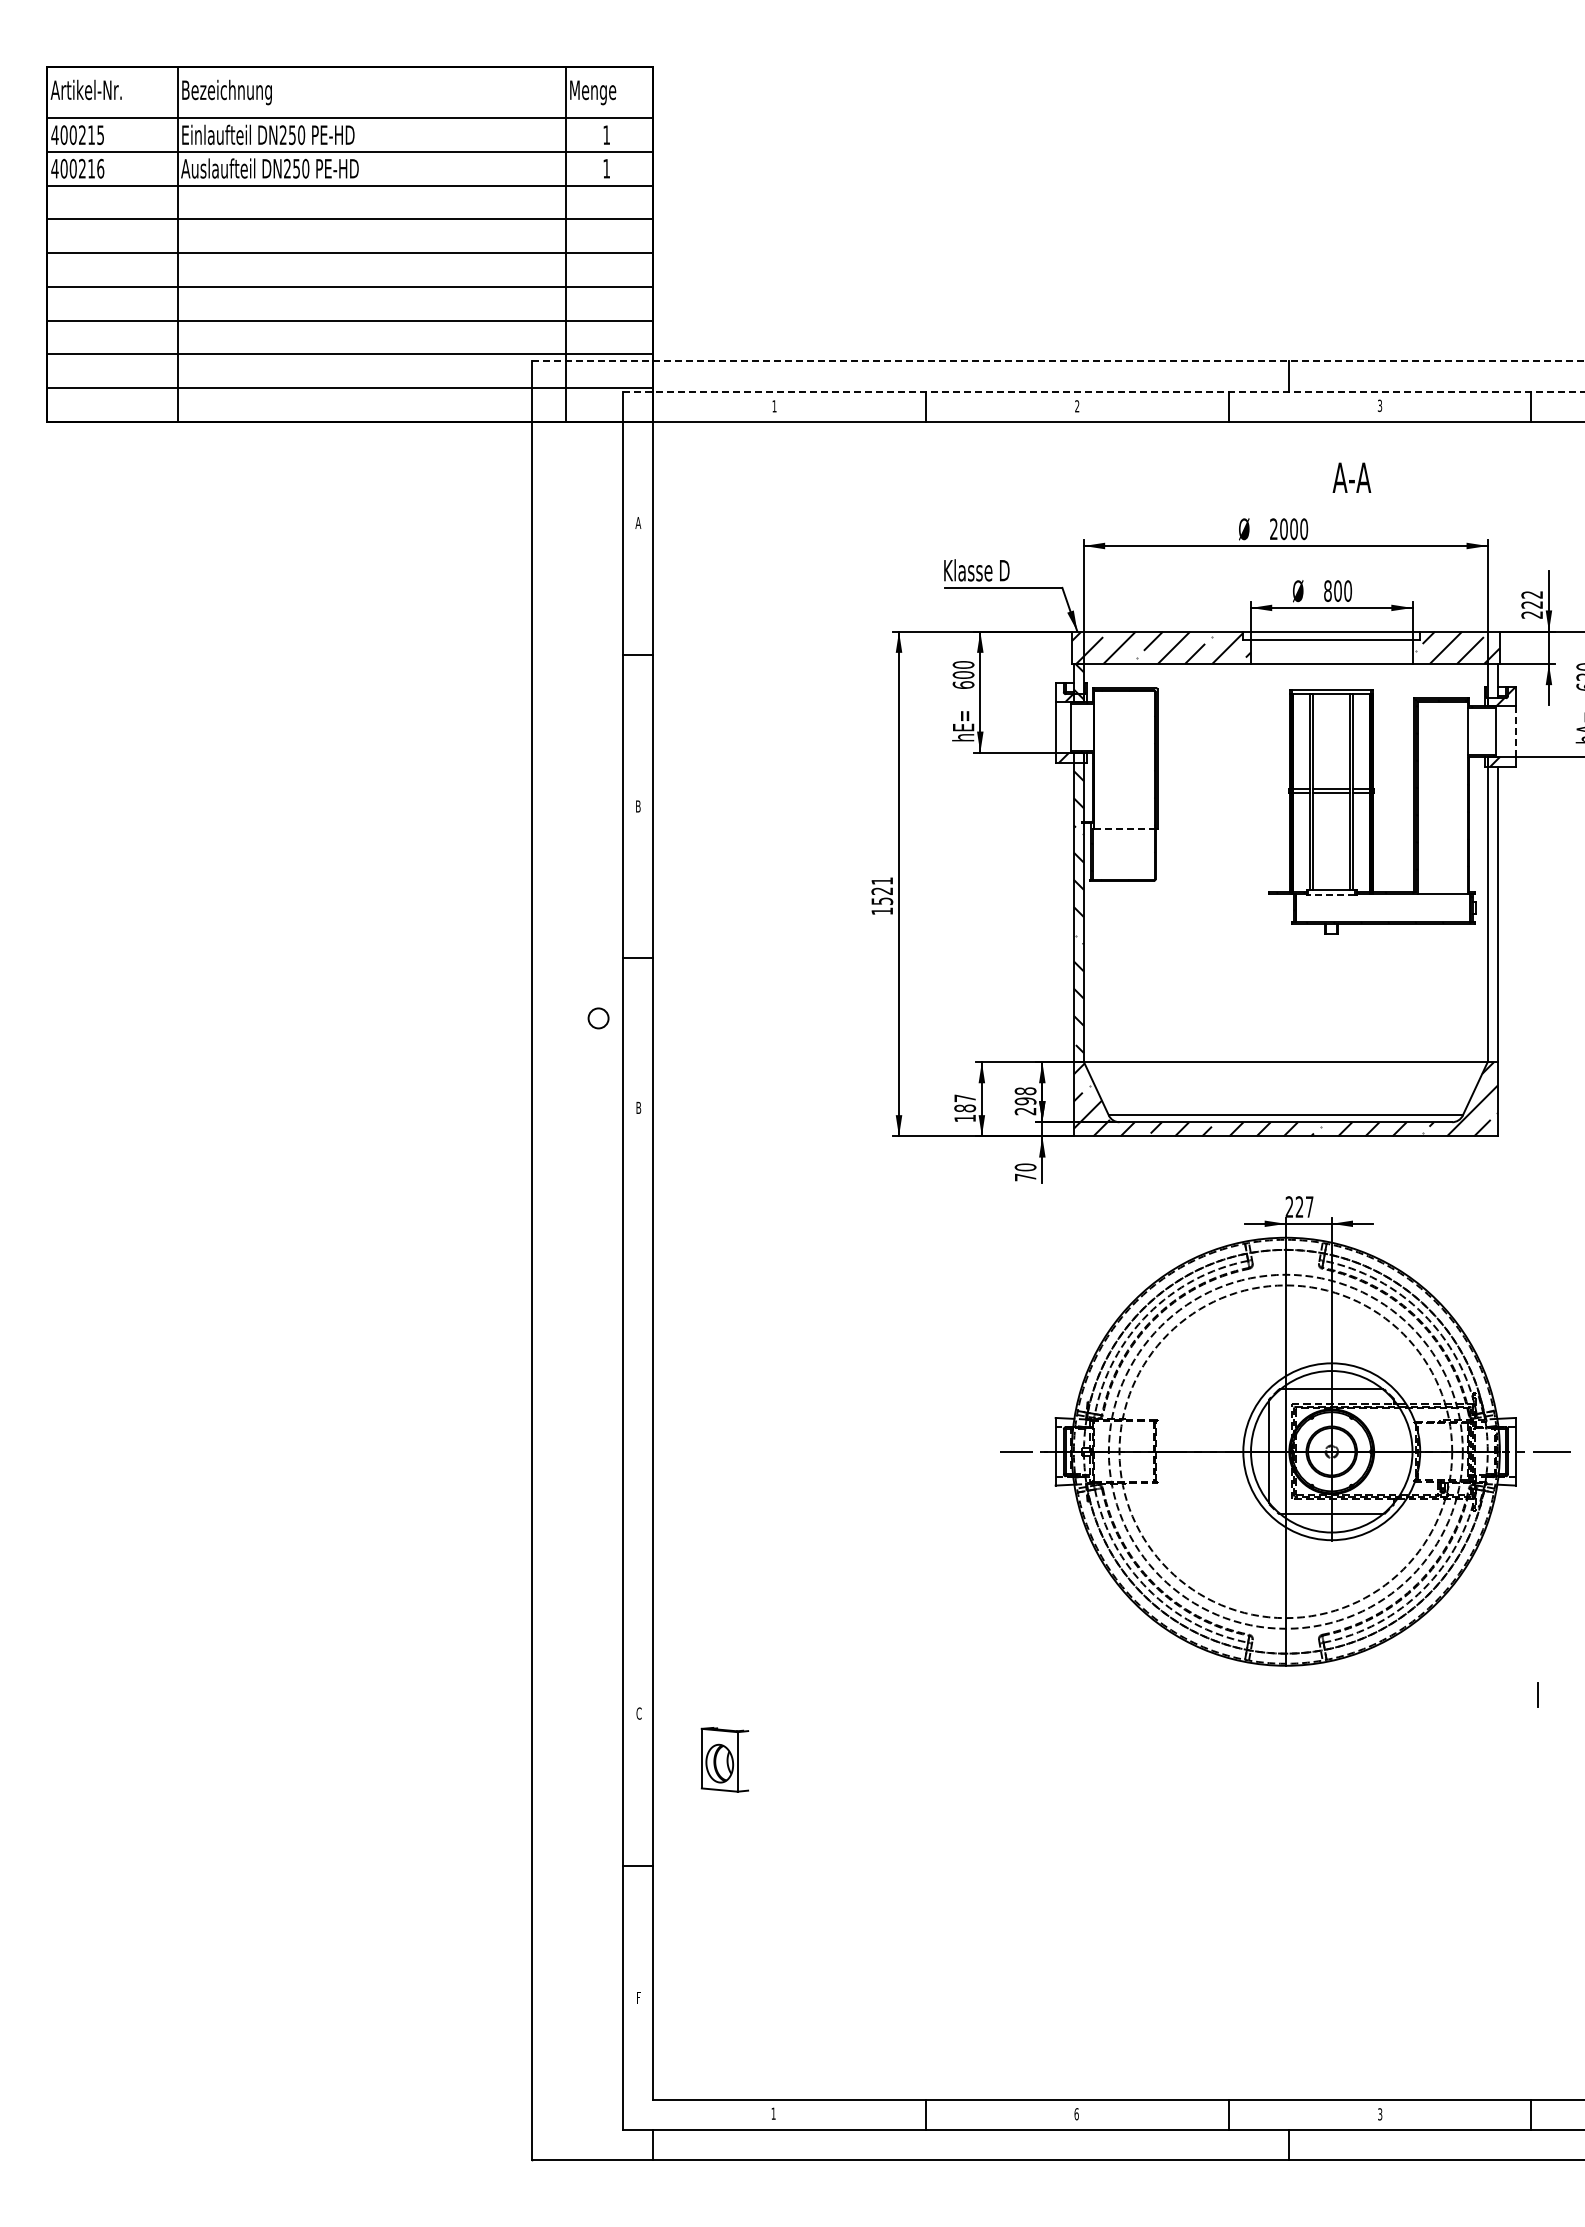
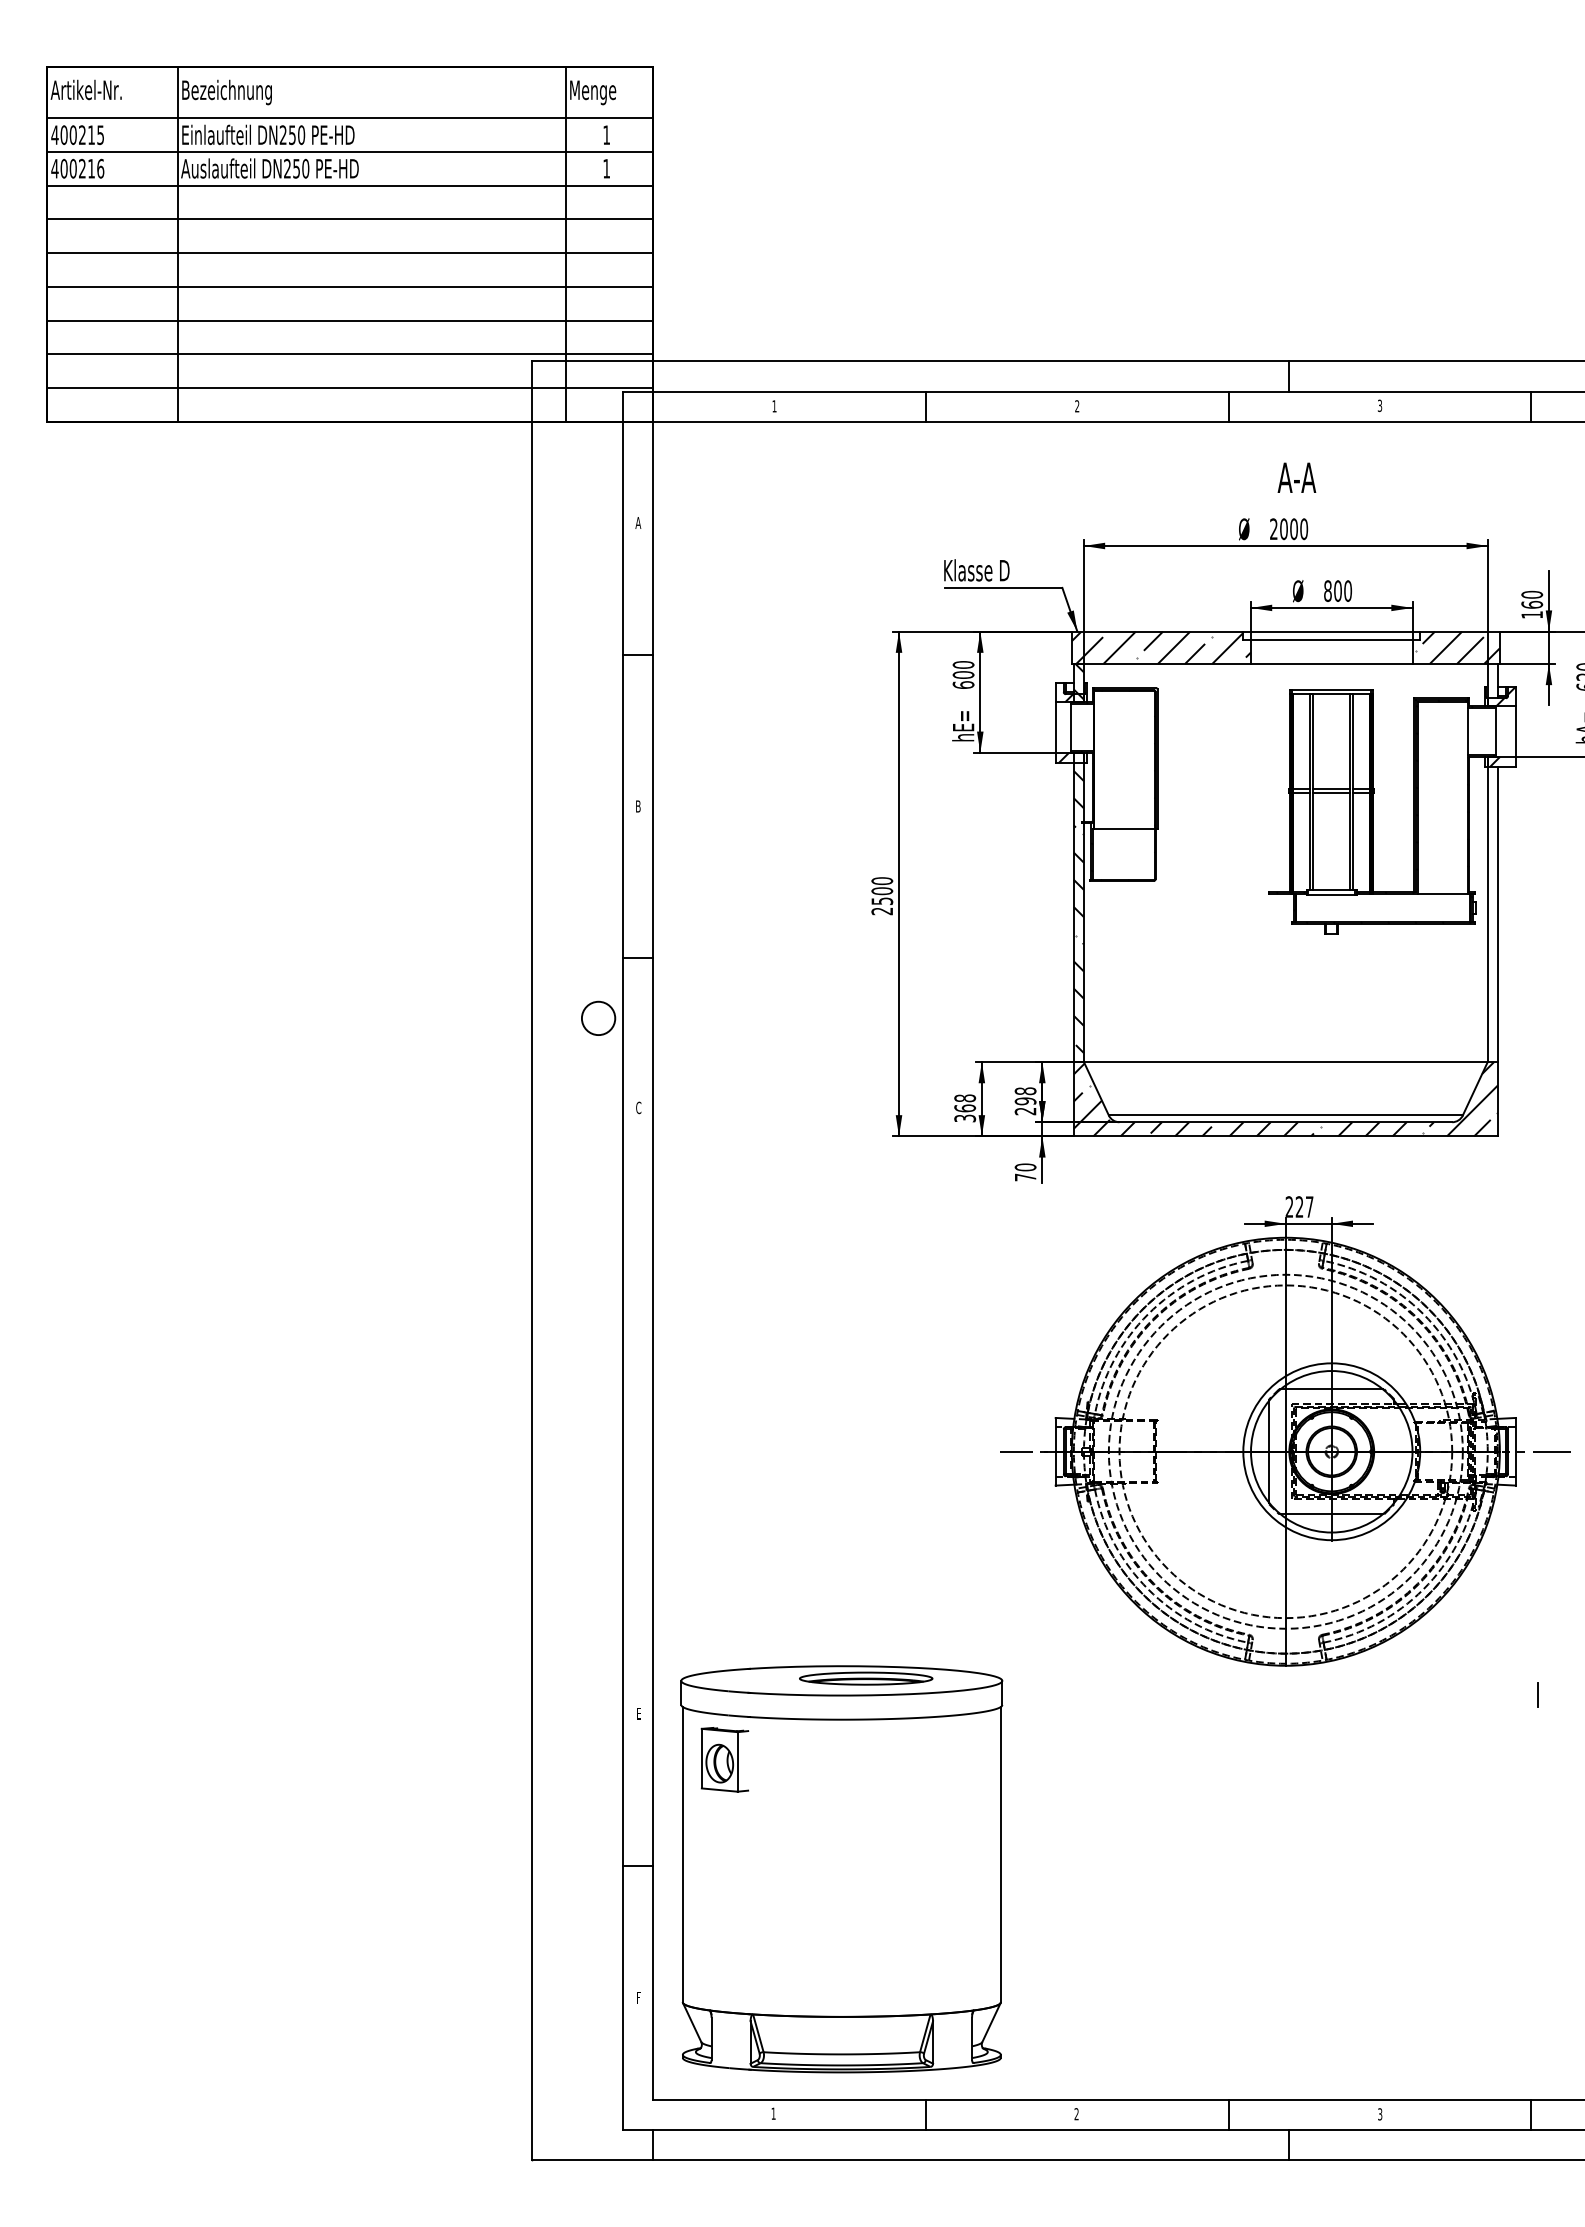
line: dashed -> solid (1058, 361)
line: dashed -> solid (1103, 391)
text position: (1351, 477) -> (1296, 477) (1296, 477)
text: 222 -> 160 (1532, 604)
line: dashed -> solid (1516, 732)
line: dashed -> solid (1124, 829)
line: dashed -> solid (1331, 895)
text: 1521 -> 2500 (882, 896)
circle diameter: 20 px -> 33 px (598, 1018)
text: B -> C (638, 1107)
text: 187 -> 368 (965, 1108)
text: C -> E (638, 1713)
part: none -> present (841, 1869)
text: 6 -> 2 (1076, 2114)
